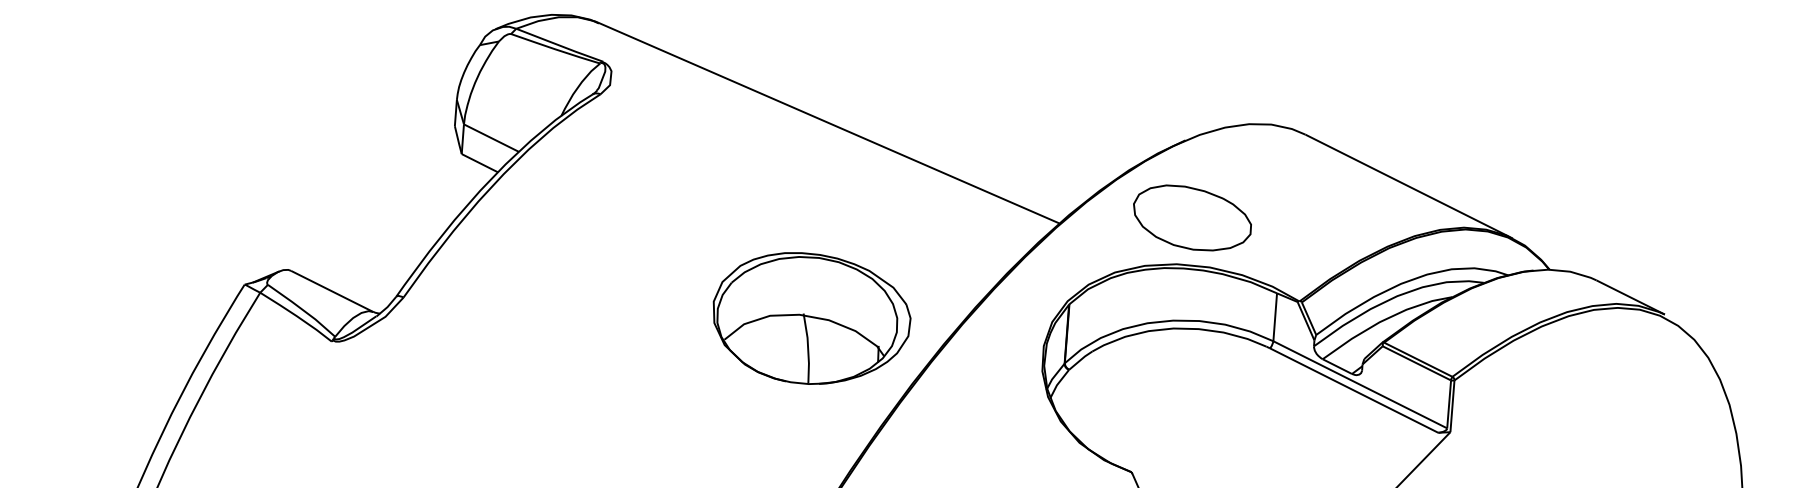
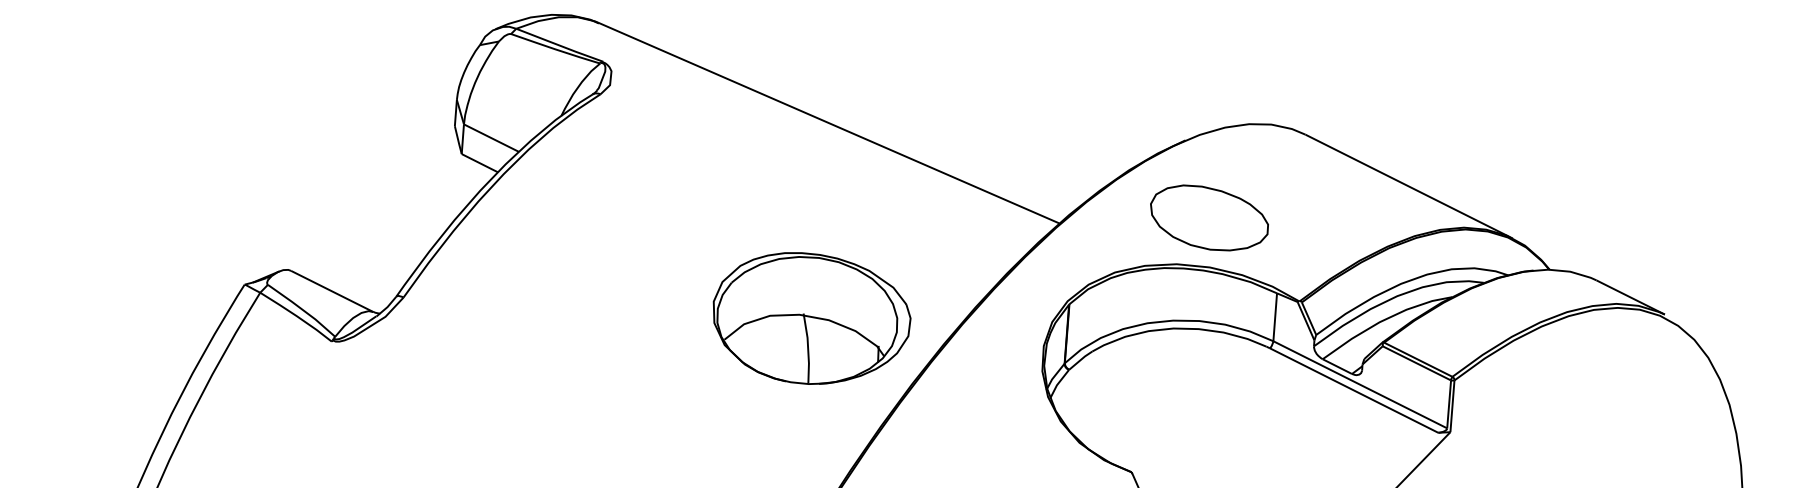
part position: (1192, 217) -> (1209, 217) (1209, 217)
